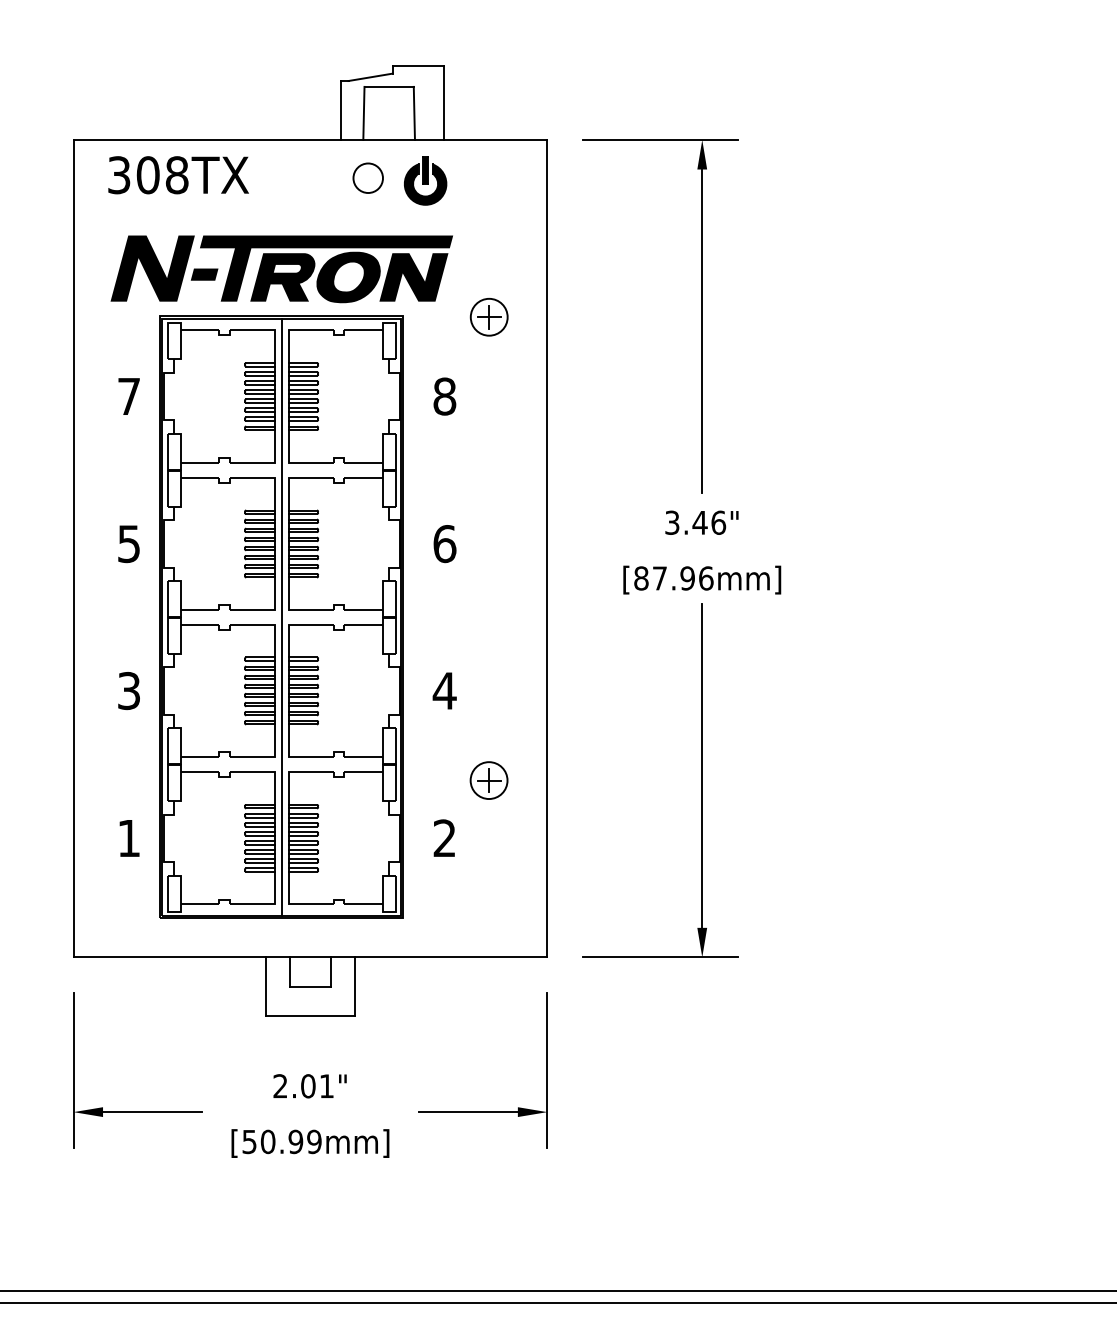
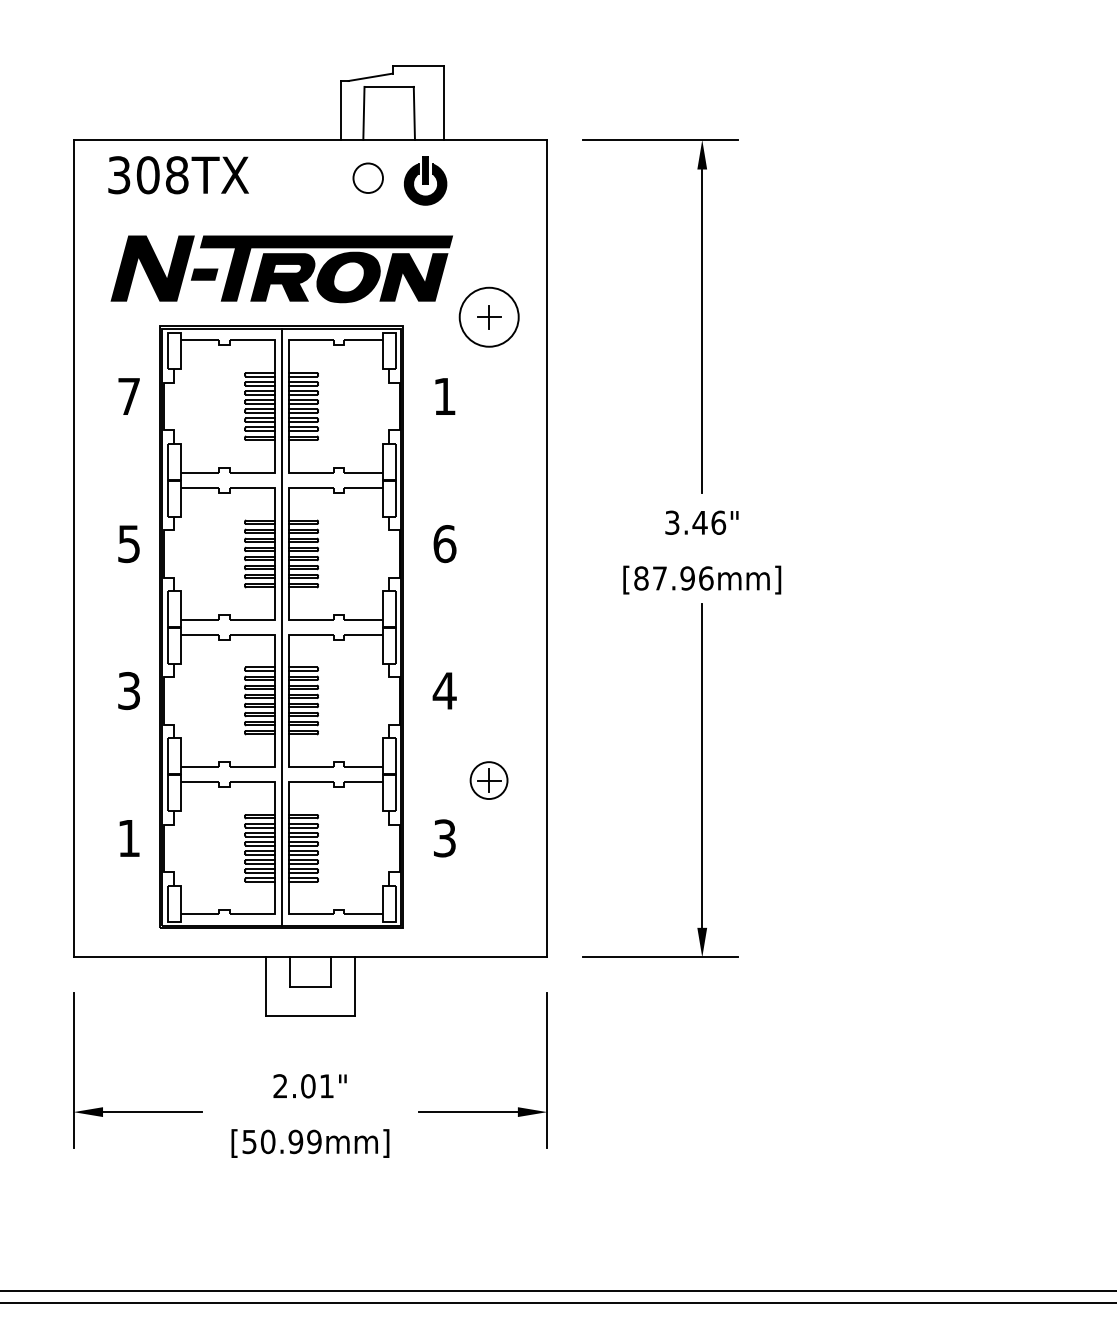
circle diameter: 37 px -> 59 px (488, 316)
text: 8 -> 1 (444, 396)
part position: (281, 616) -> (281, 626) (281, 626)
text: 2 -> 3 (444, 838)
